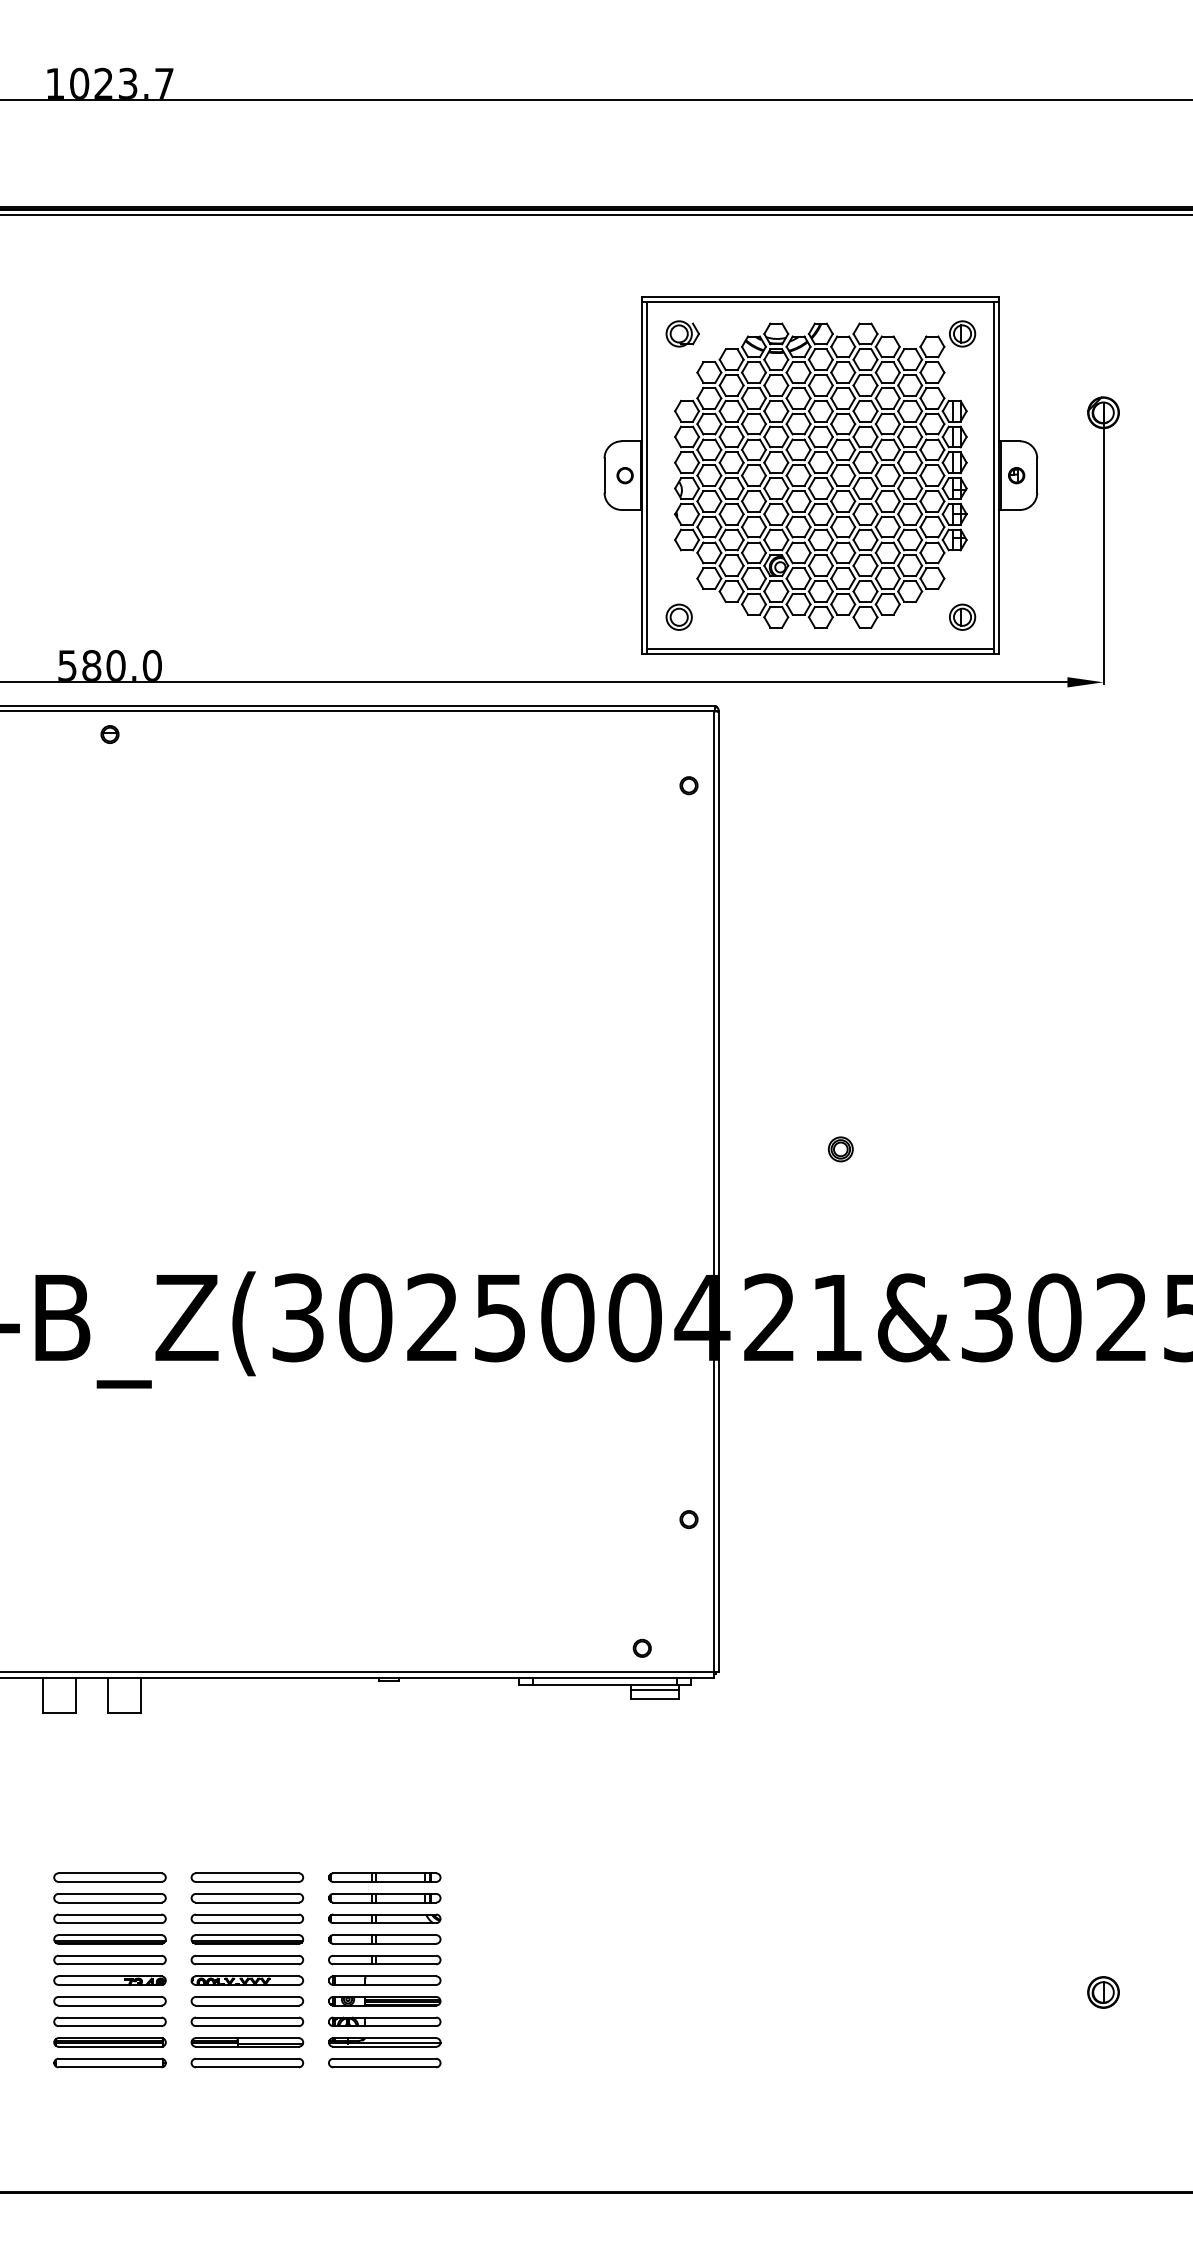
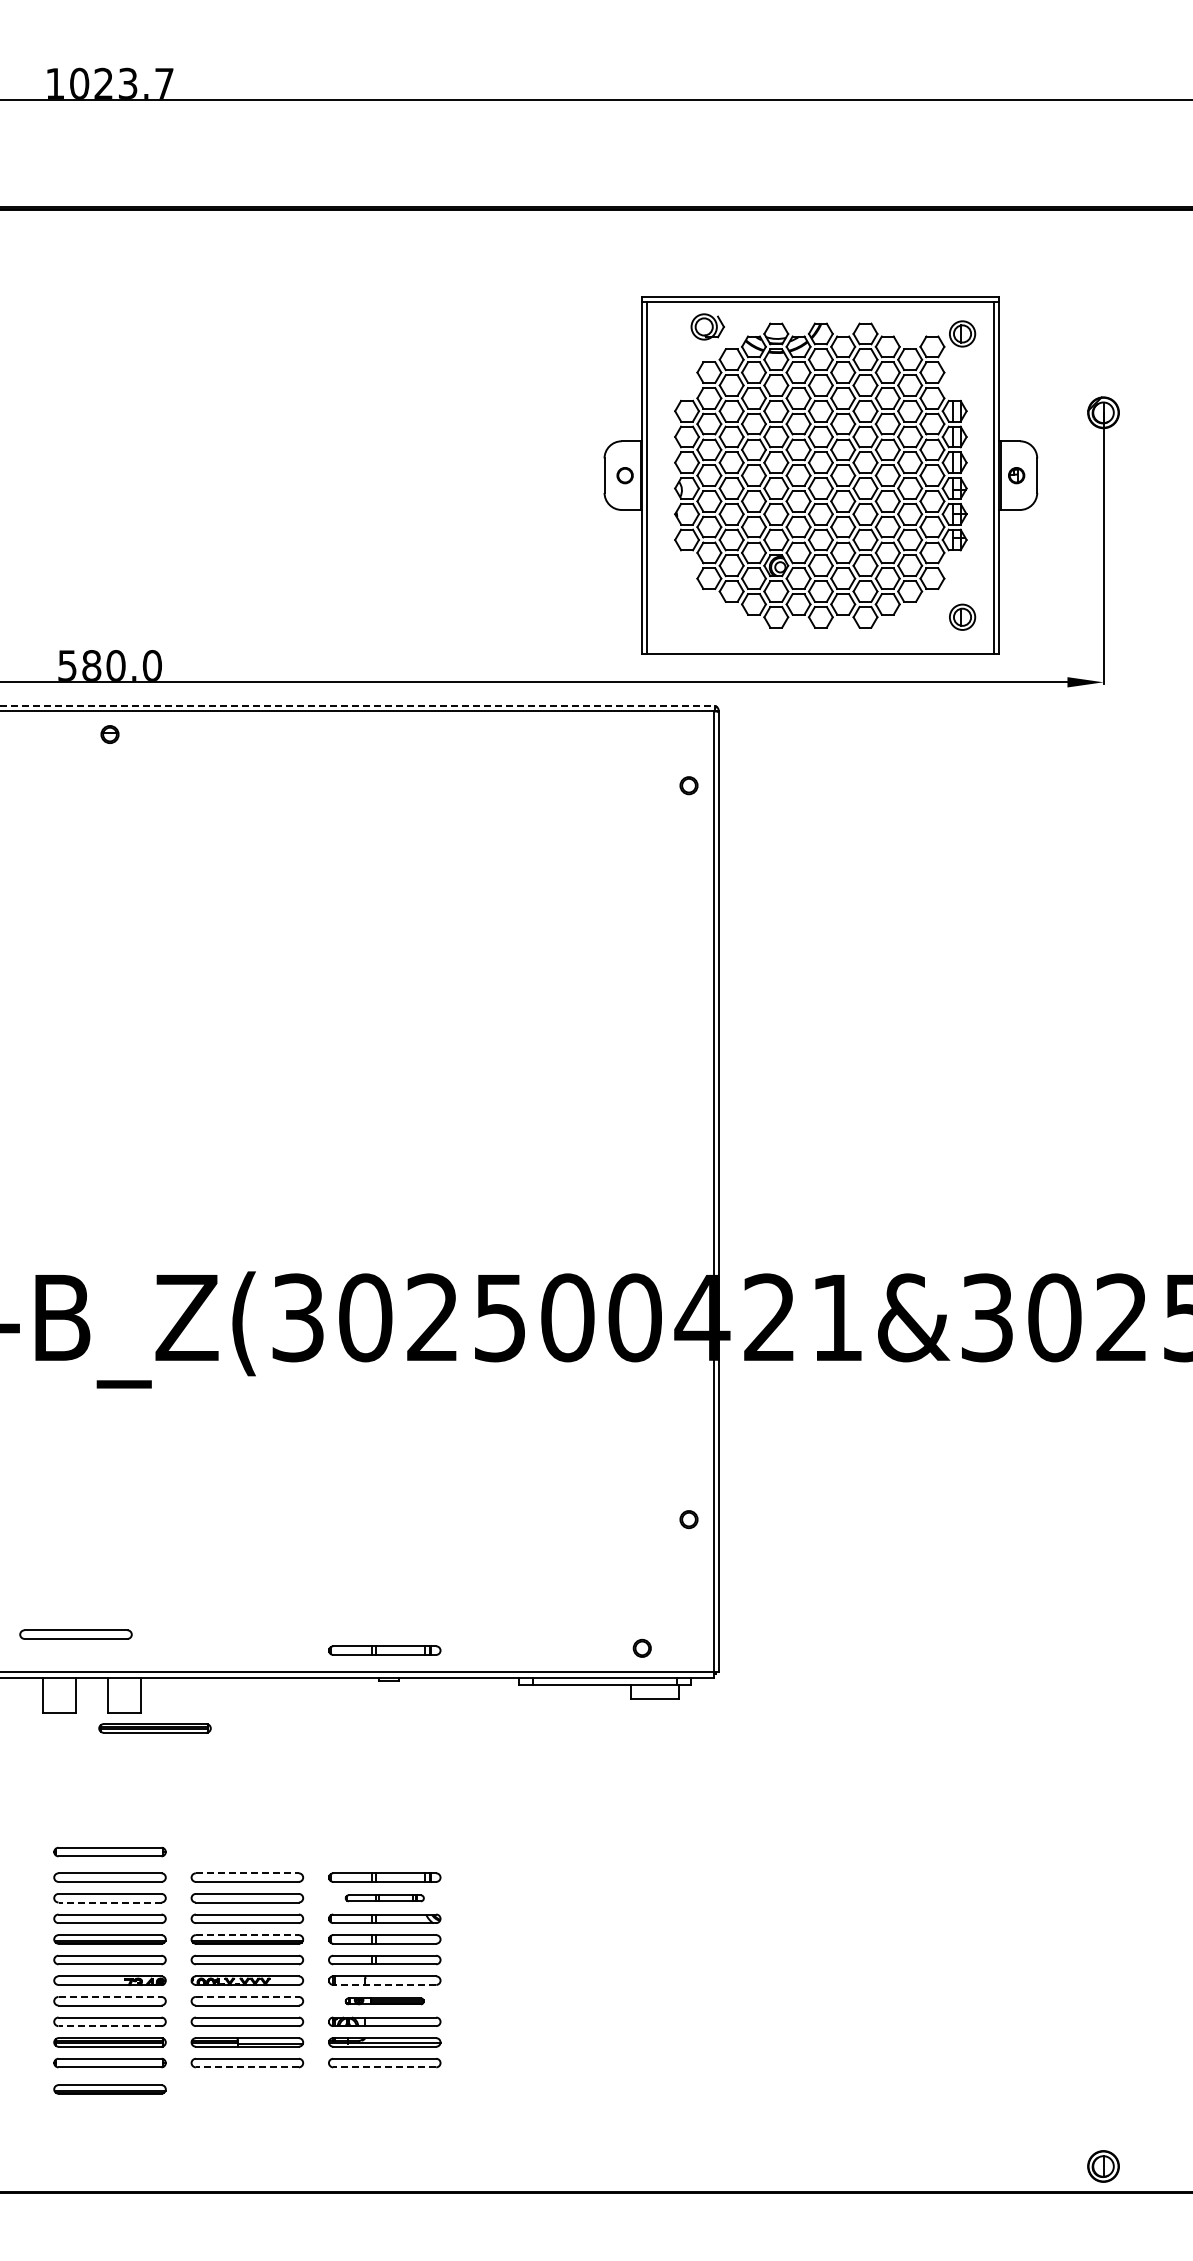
line: present -> none (595, 215)
part position: (682, 333) -> (707, 326) (707, 326)
part: present -> none (678, 616)
line: present -> none (820, 649)
line: solid -> dashed (358, 705)
part: present -> none (840, 1149)
part: none -> present (75, 1634)
part: none -> present (384, 1650)
line: present -> none (655, 1689)
part: none -> present (154, 1728)
part: none -> present (109, 1852)
line: solid -> dashed (247, 1873)
part size: 114x11 px -> 81x9 px (384, 1898)
line: solid -> dashed (110, 1902)
line: solid -> dashed (247, 1935)
line: solid -> dashed (384, 1984)
part position: (1103, 1992) -> (1103, 2166) (1103, 2166)
line: solid -> dashed (110, 1996)
line: solid -> dashed (247, 1996)
part size: 114x11 px -> 81x9 px (384, 2001)
line: solid -> dashed (110, 2026)
line: solid -> dashed (247, 2067)
line: solid -> dashed (384, 2067)
part: none -> present (109, 2089)
